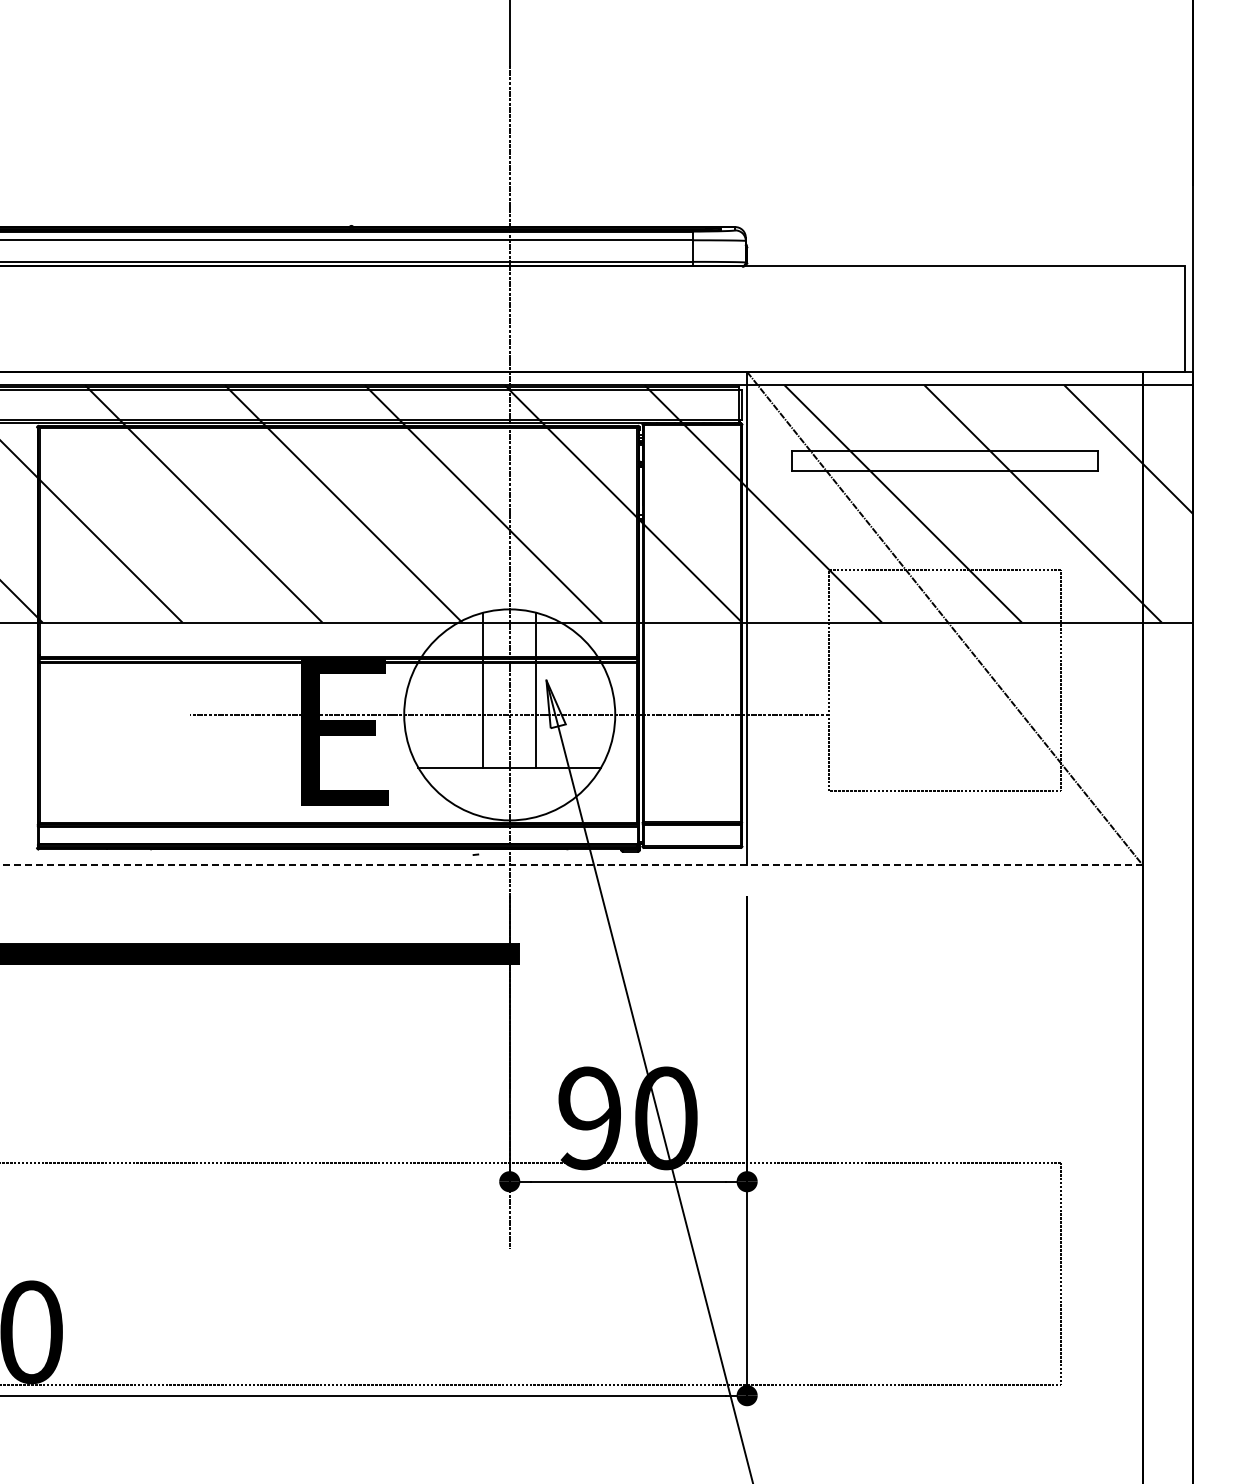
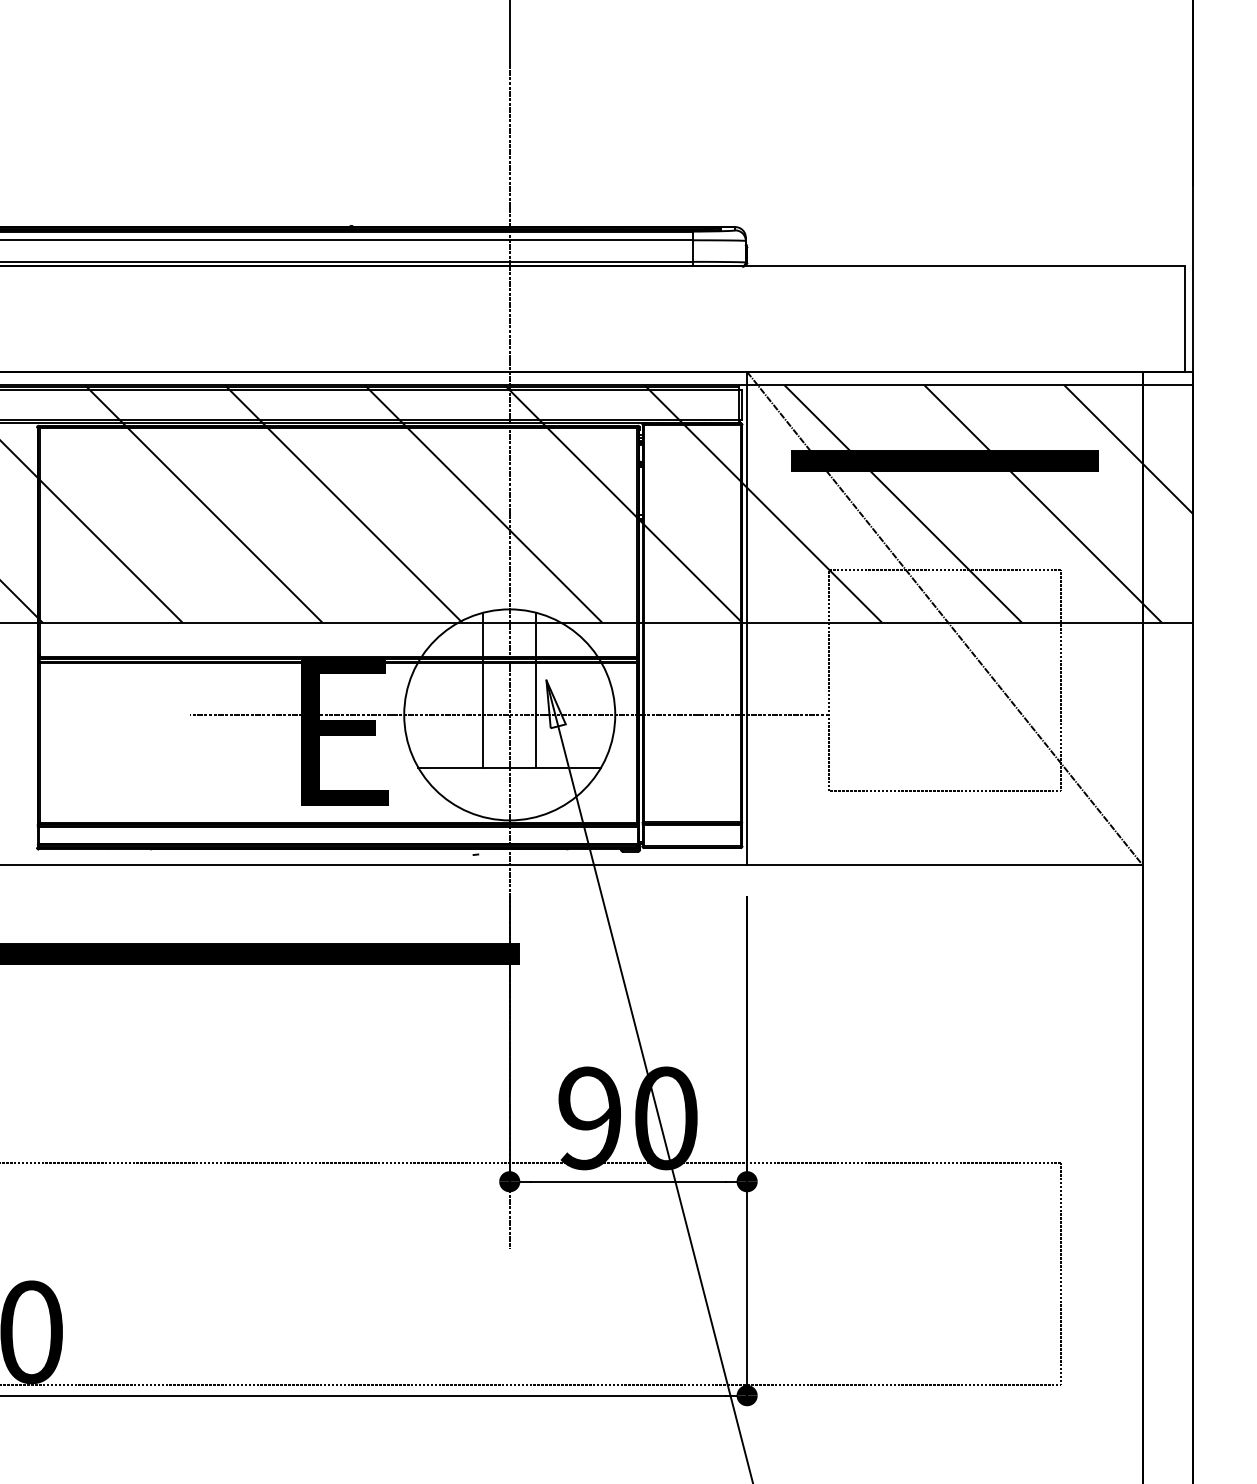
hatch: none -> present (944, 460)
line: dashed -> solid (571, 865)
